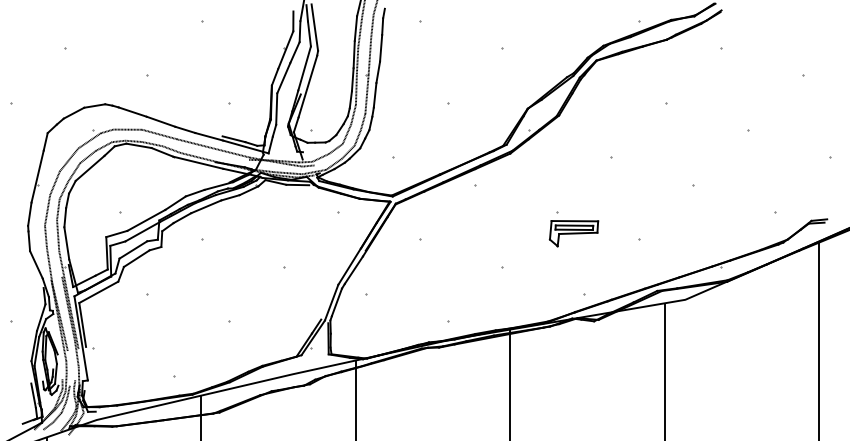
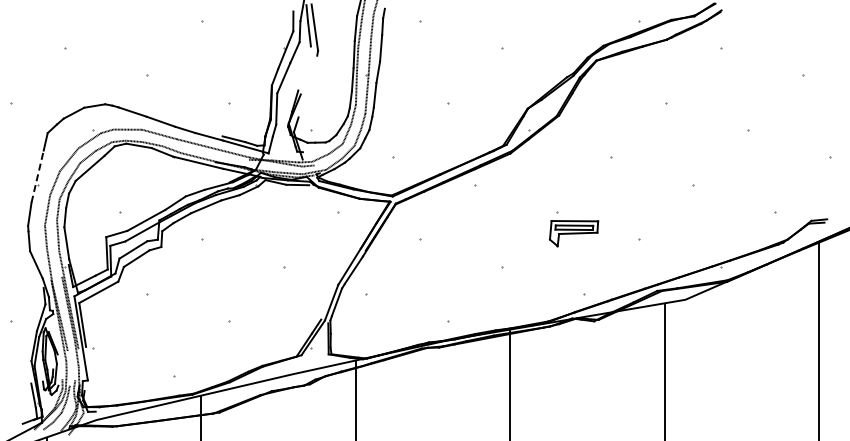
line: present -> none (304, 68)
line: present -> none (307, 86)
line: solid -> dashed (37, 176)
